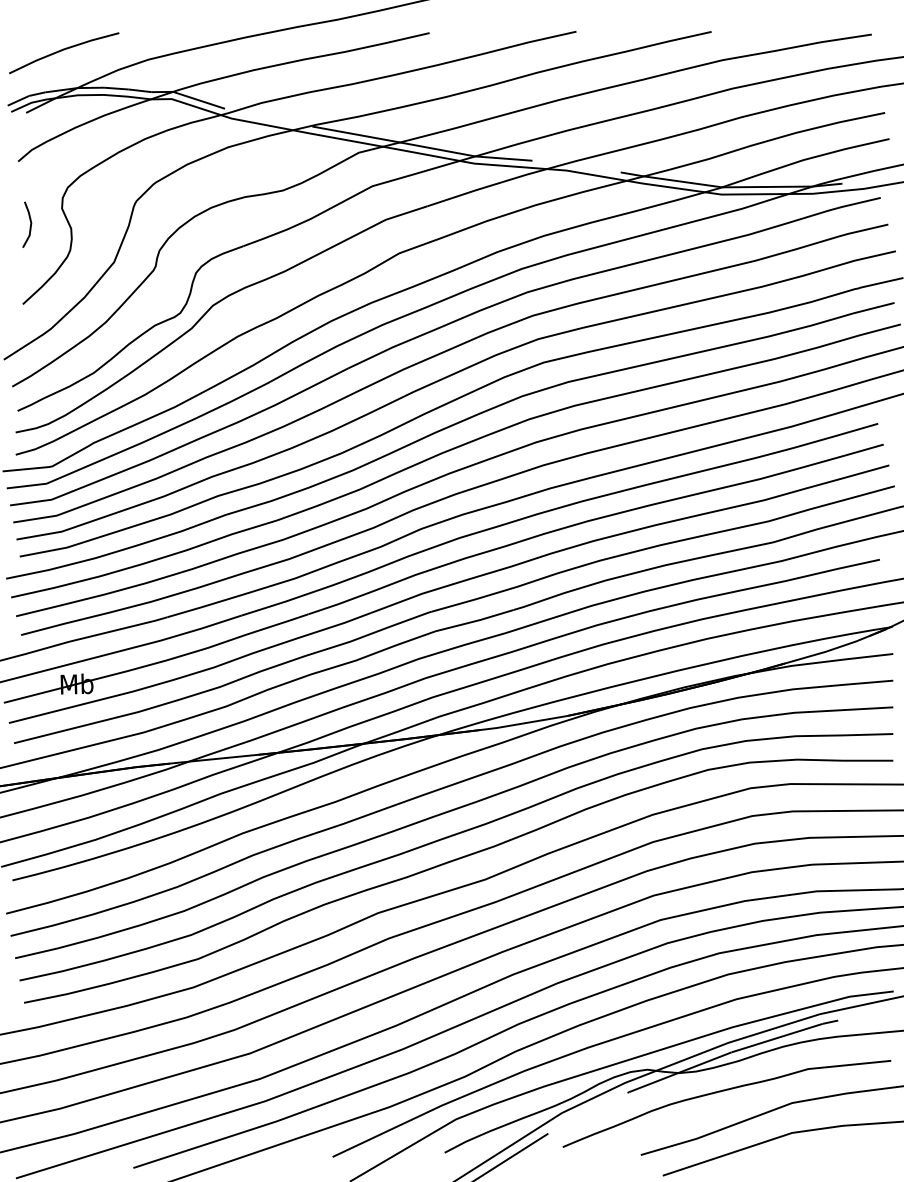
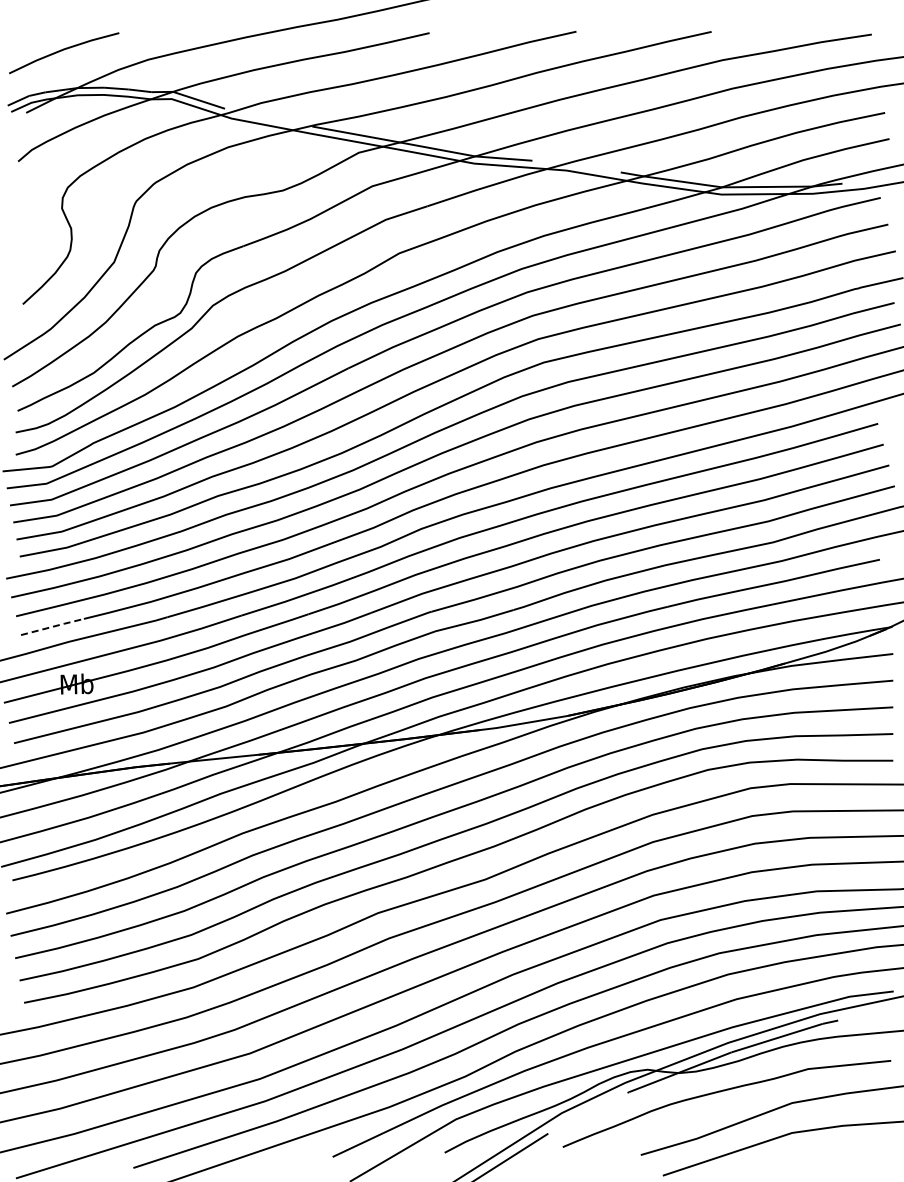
line: present -> none (30, 224)
line: solid -> dashed (53, 626)
